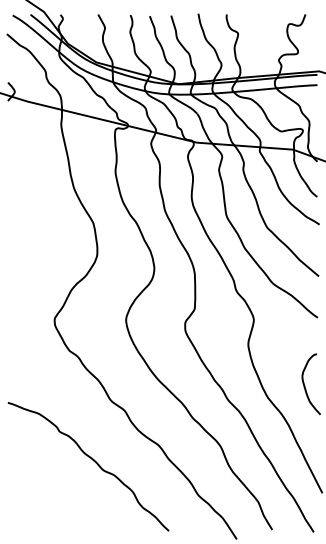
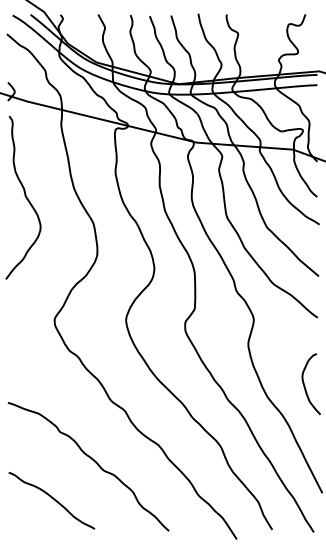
curve: none -> present (25, 197)
curve: none -> present (52, 499)
